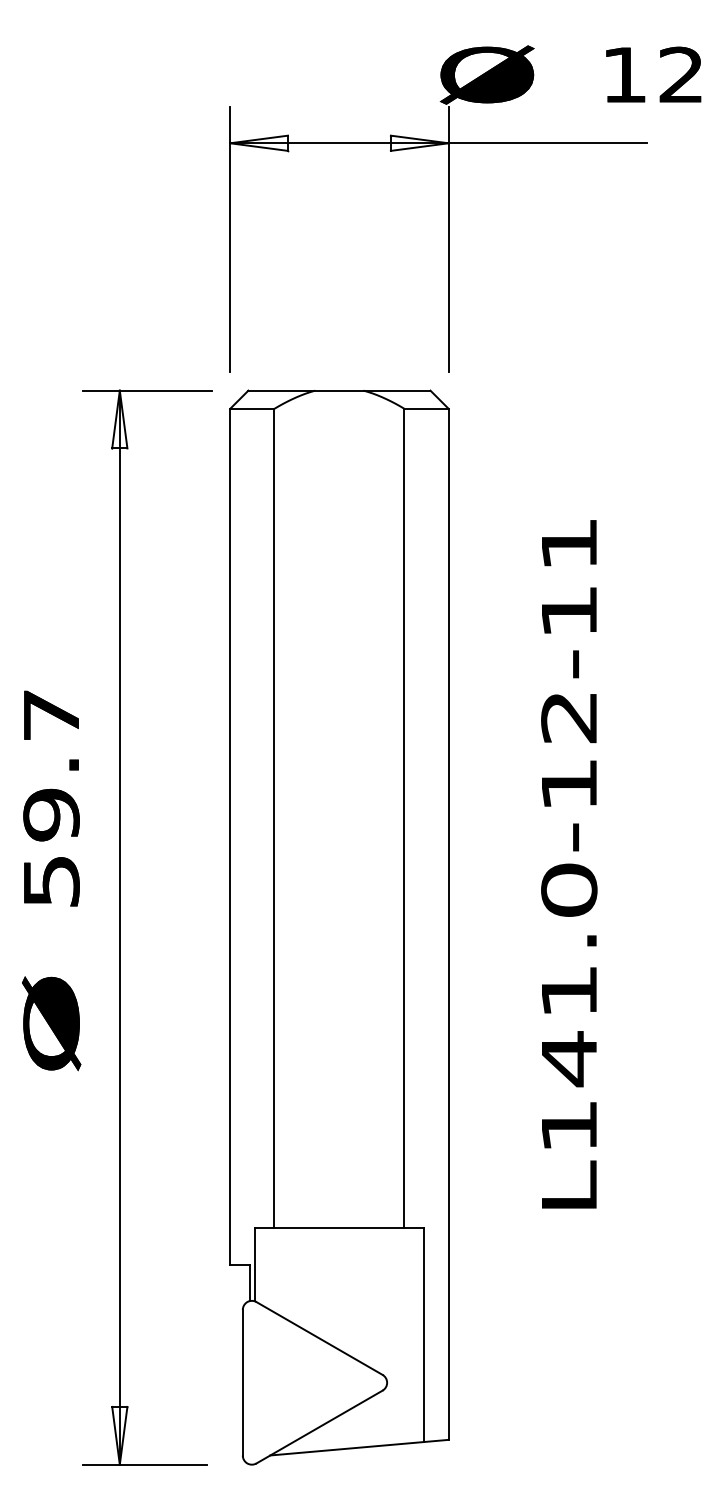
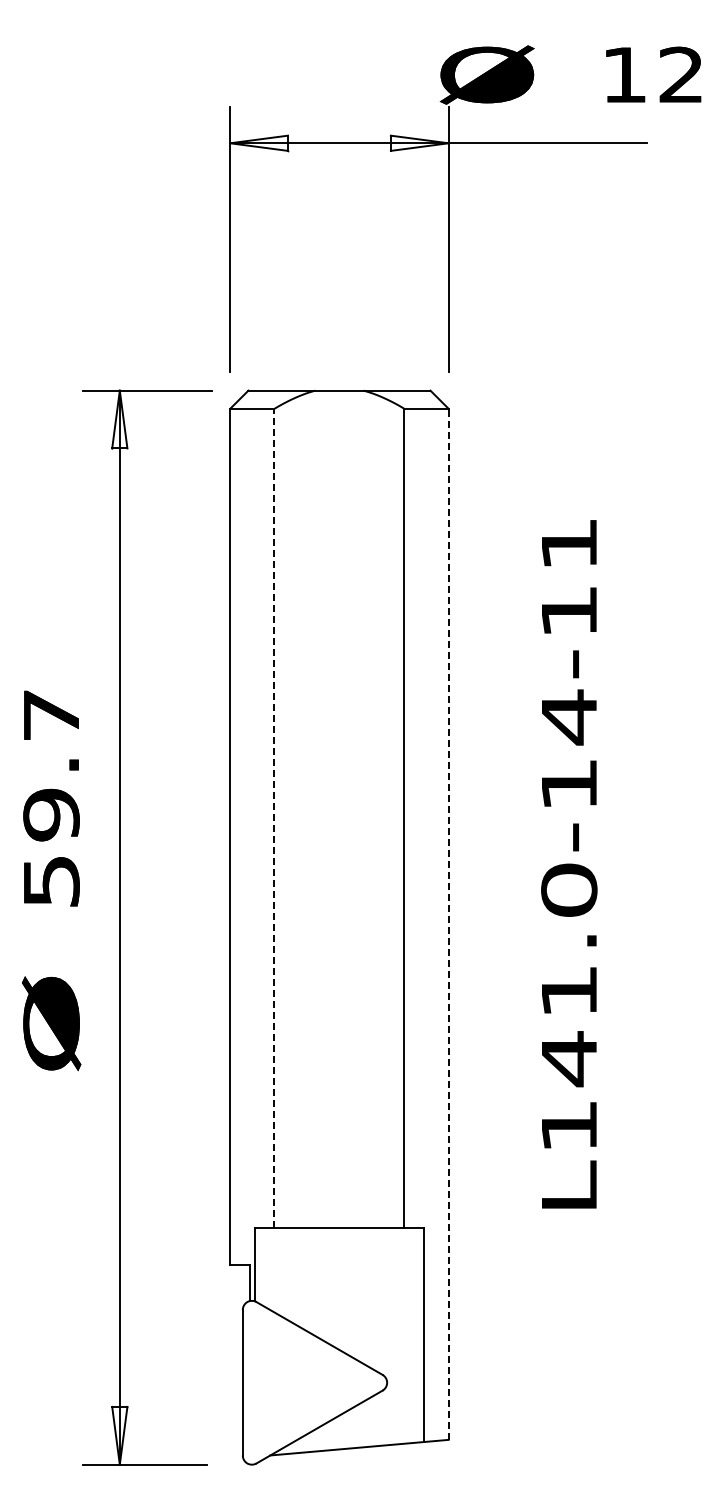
text: L141.0-12-11 -> L141.0-14-11 (568, 717)
line: solid -> dashed (274, 818)
line: solid -> dashed (448, 924)
